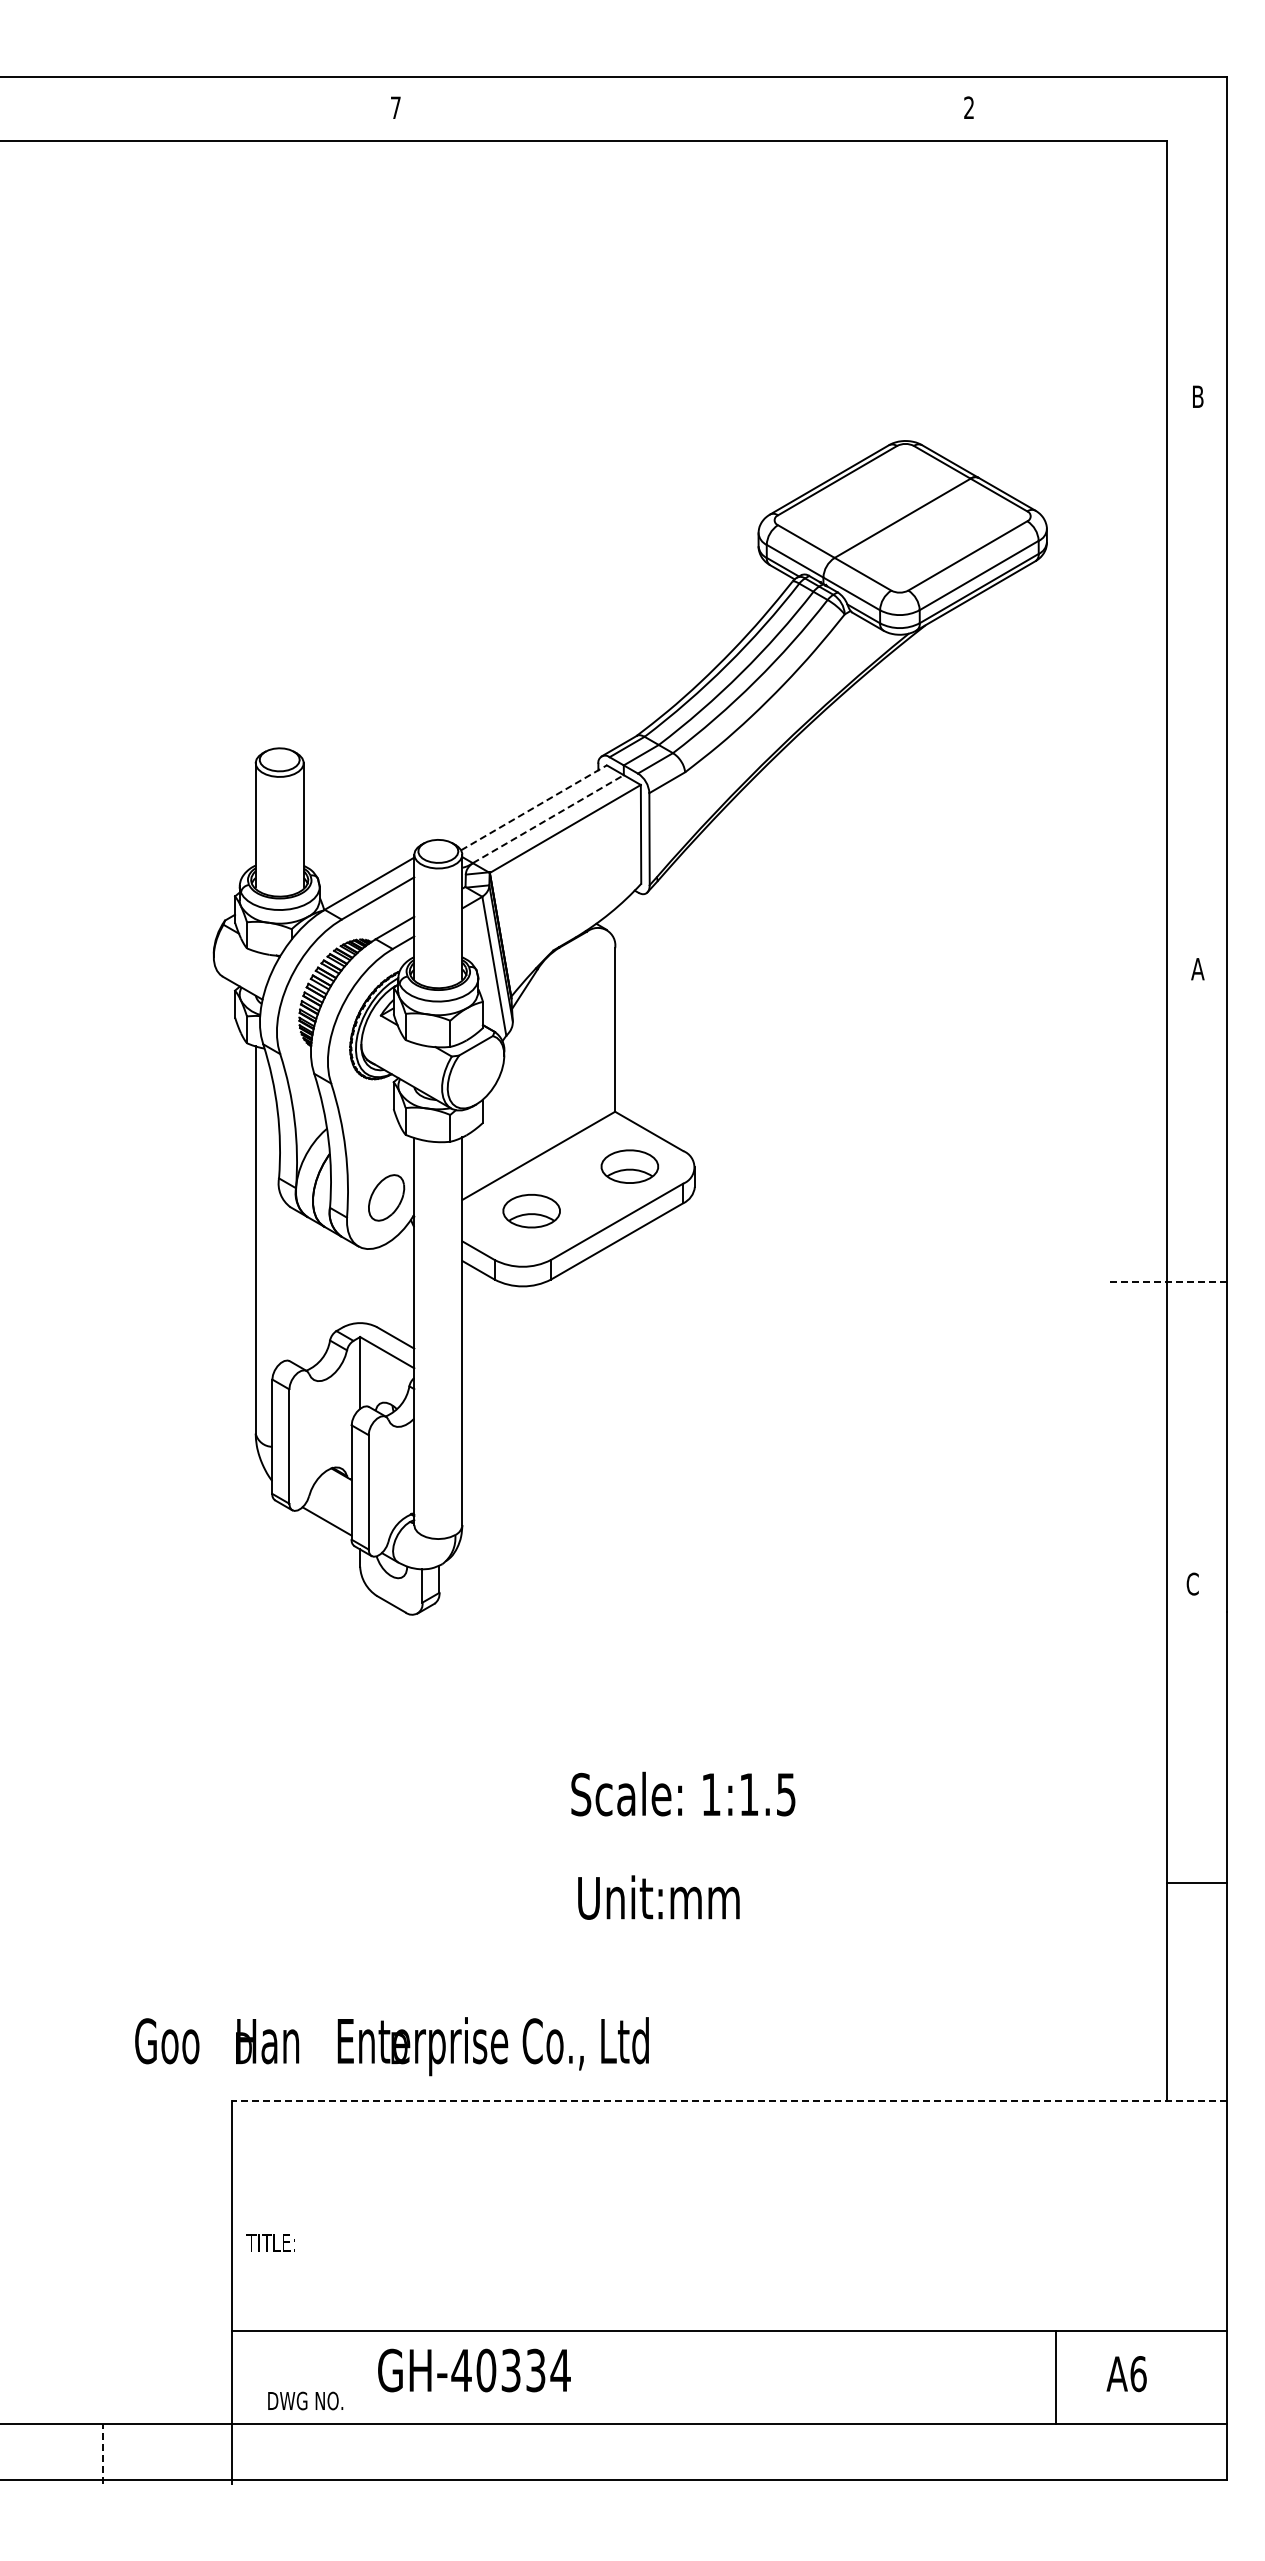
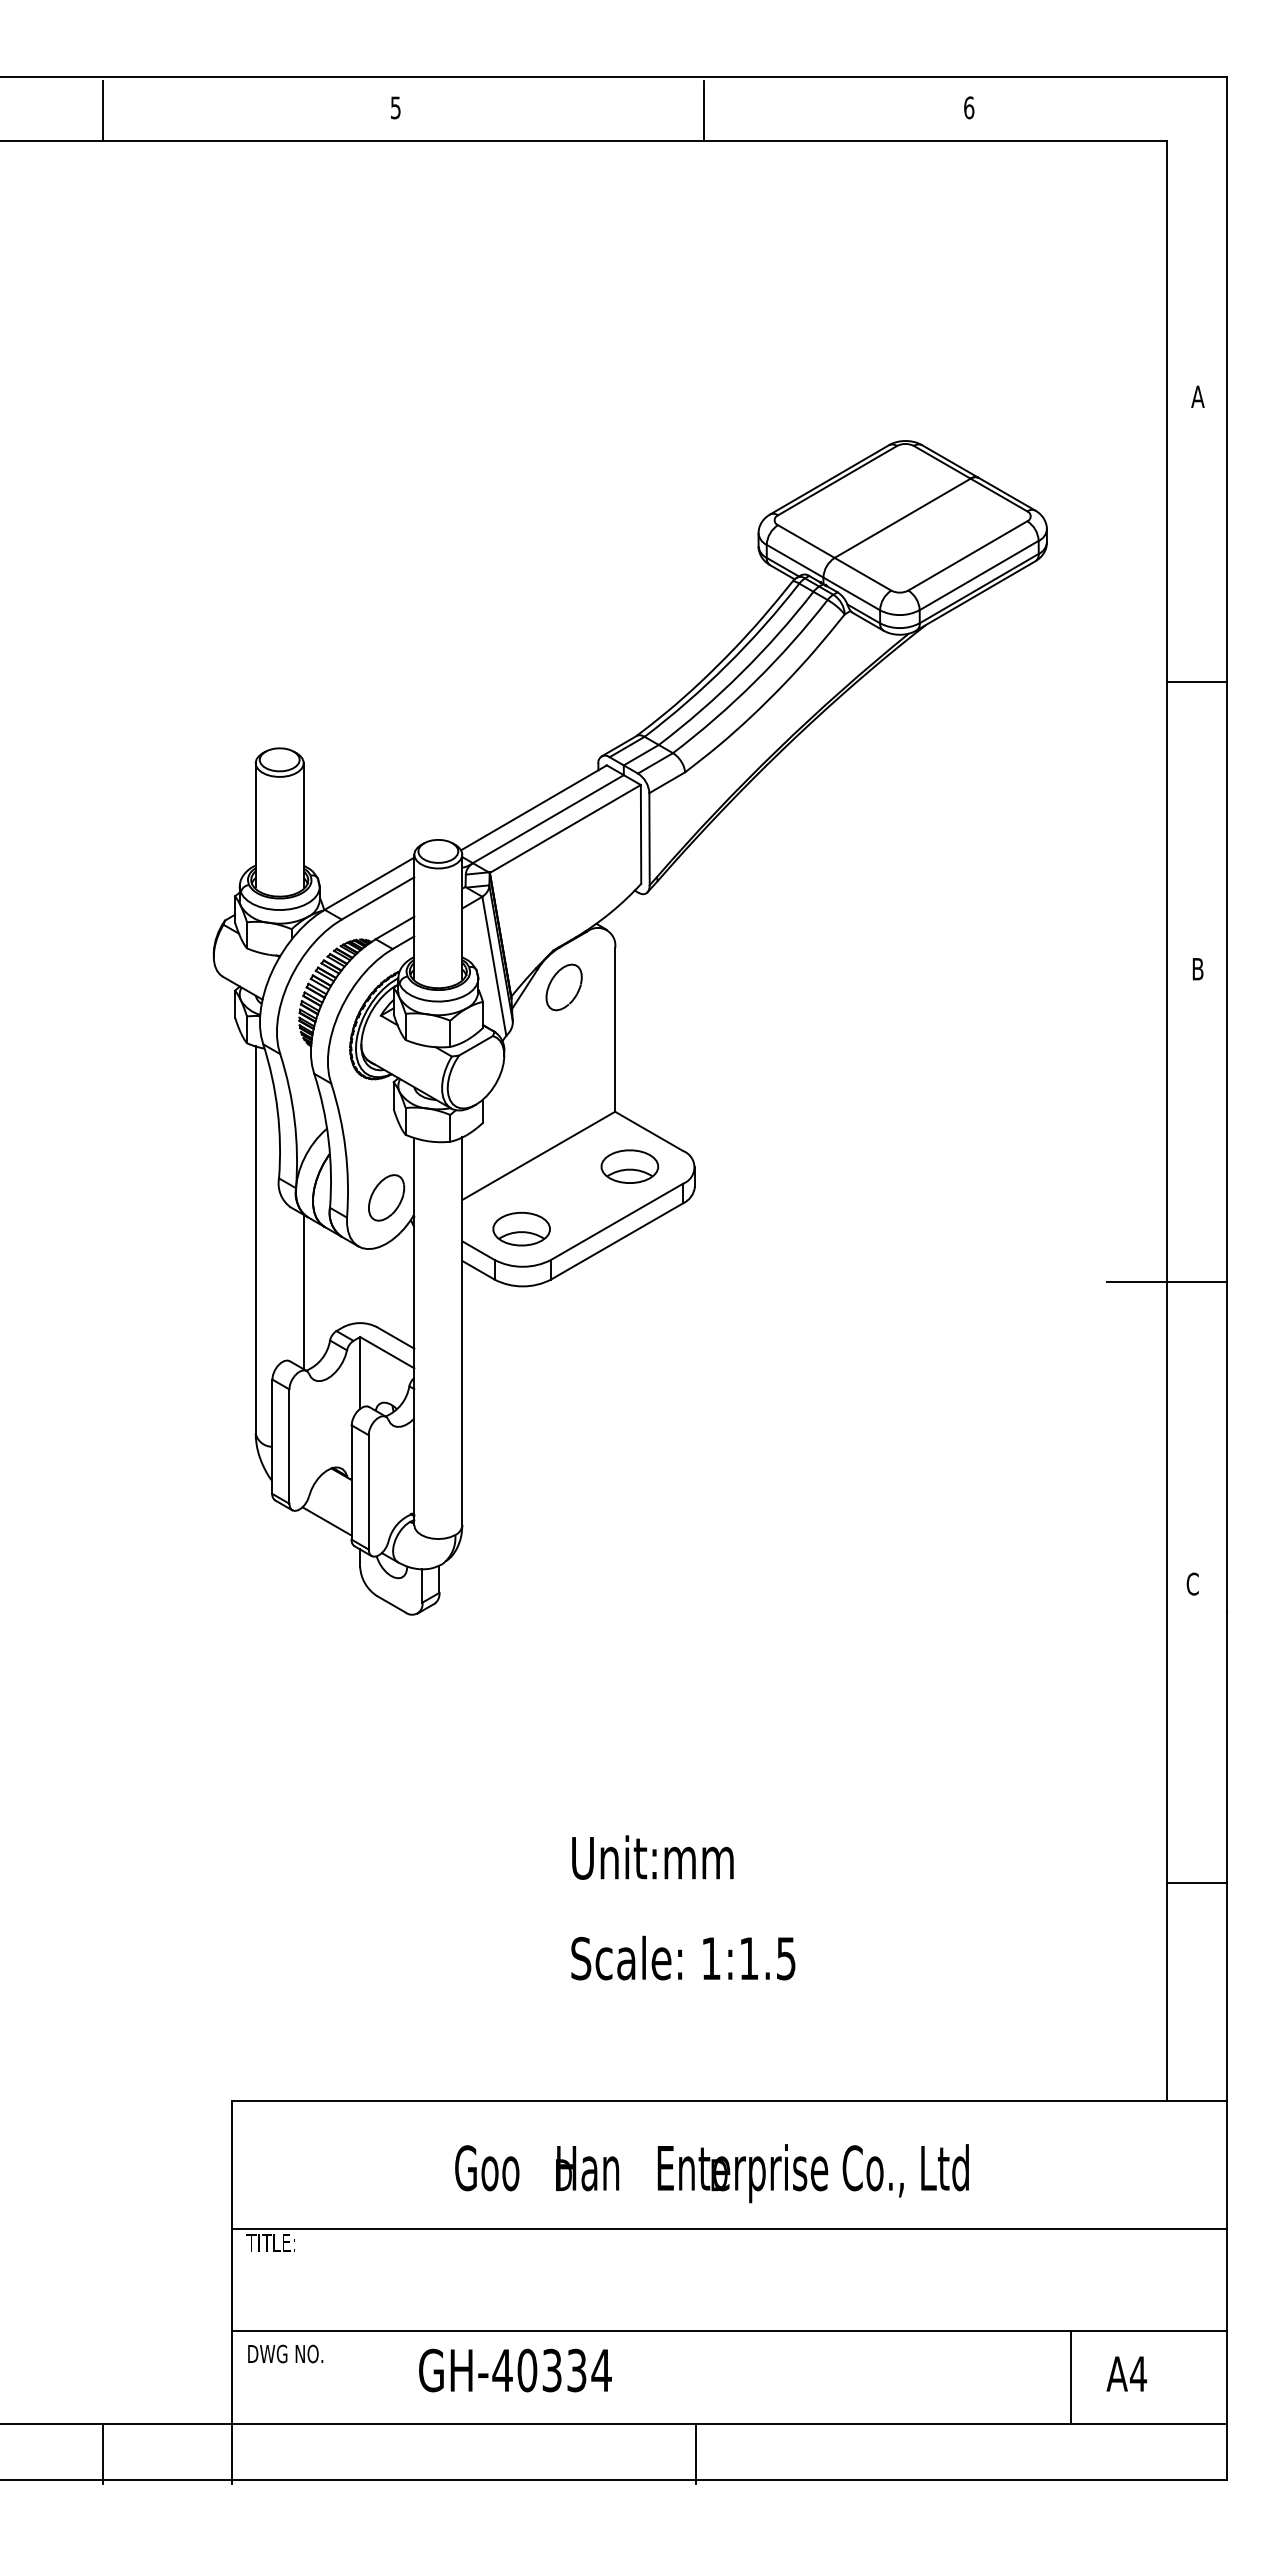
text: 7 -> 5 (395, 107)
text: 2 -> 6 (969, 107)
line: none -> present (103, 110)
line: none -> present (704, 110)
text: B -> A (1197, 396)
line: none -> present (1196, 681)
line: dashed -> solid (534, 807)
line: dashed -> solid (548, 818)
text: A -> B (1197, 969)
part: none -> present (563, 987)
part position: (531, 1211) -> (521, 1229) (521, 1229)
line: dashed -> solid (1166, 1282)
line: none -> present (303, 1291)
text position: (683, 1793) -> (683, 1957) (683, 1957)
text position: (658, 1897) -> (652, 1857) (652, 1857)
text position: (391, 2046) -> (711, 2173) (711, 2173)
line: dashed -> solid (728, 2101)
line: none -> present (729, 2228)
text position: (474, 2370) -> (515, 2370) (515, 2370)
text: A6 -> A4 (1138, 2374)
line position: (1055, 2377) -> (1070, 2377) (1070, 2377)
text position: (305, 2400) -> (285, 2353) (285, 2353)
line: dashed -> solid (103, 2453)
line: none -> present (695, 2454)
